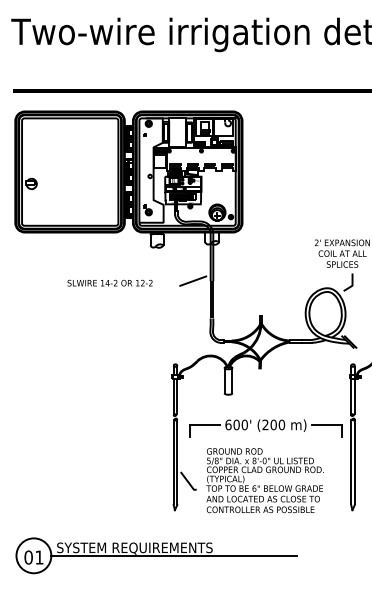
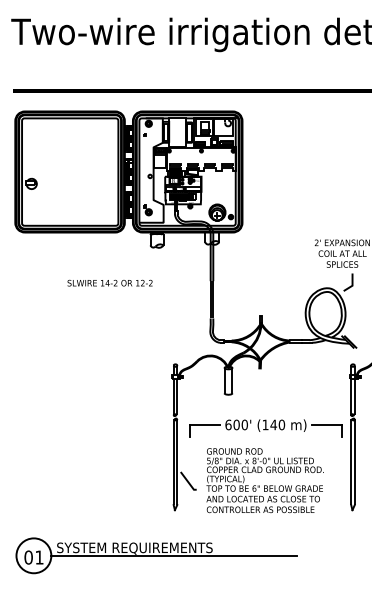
line: present -> none (193, 280)
text: (200 -> (140 (269, 424)
